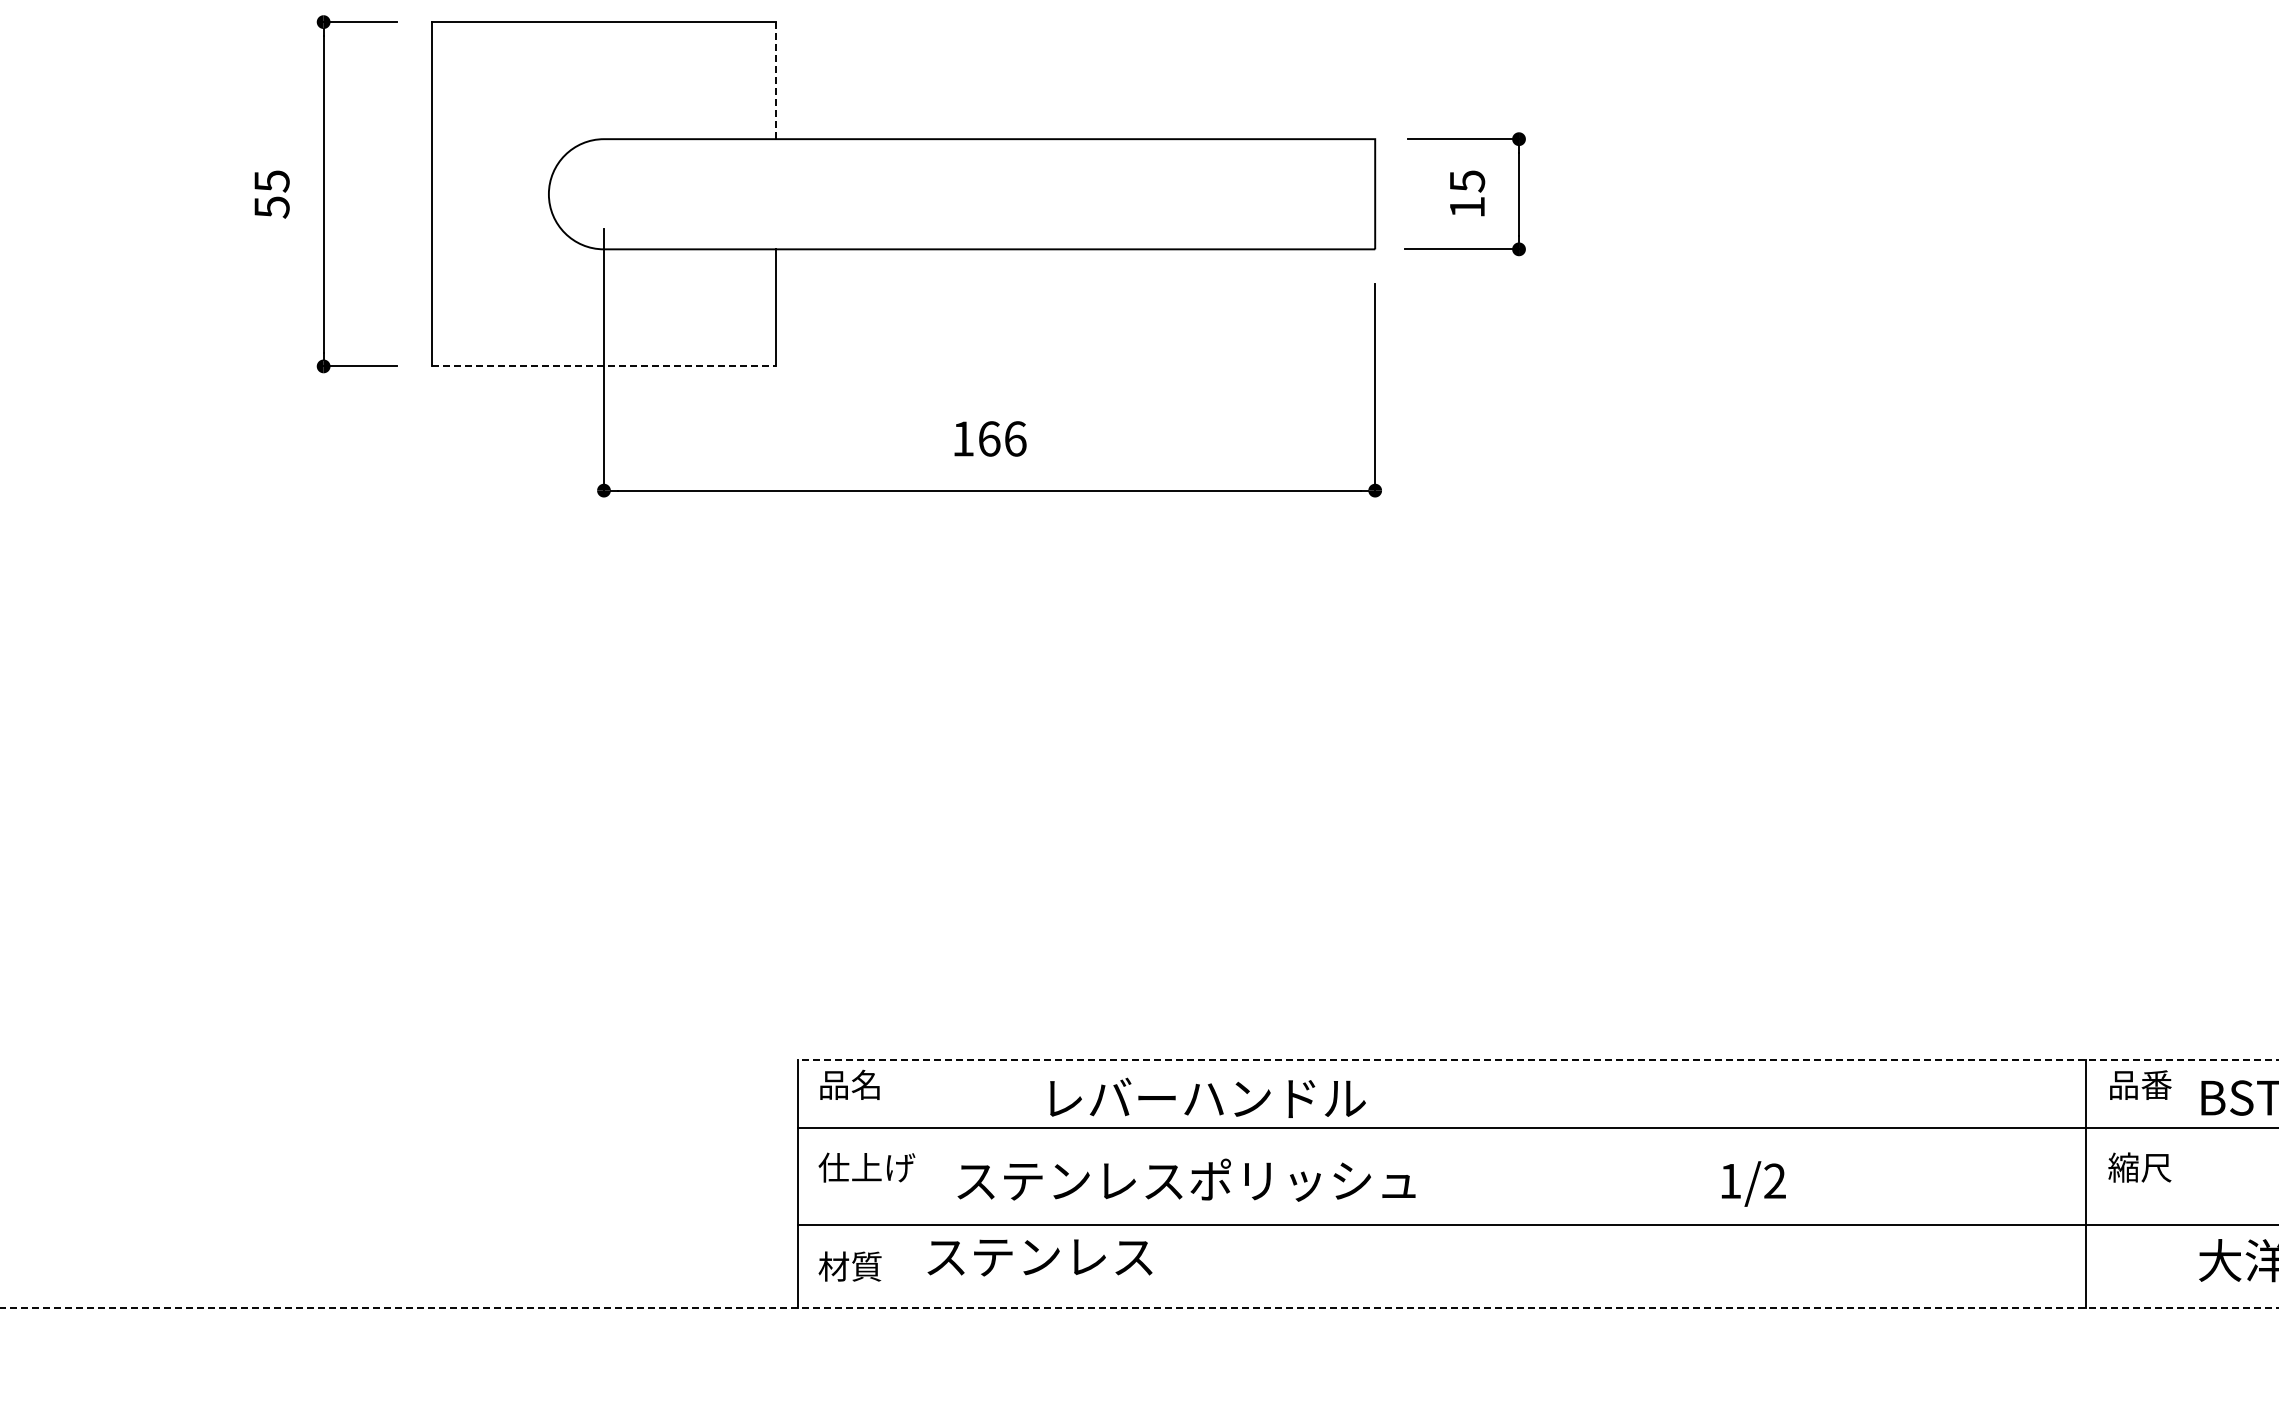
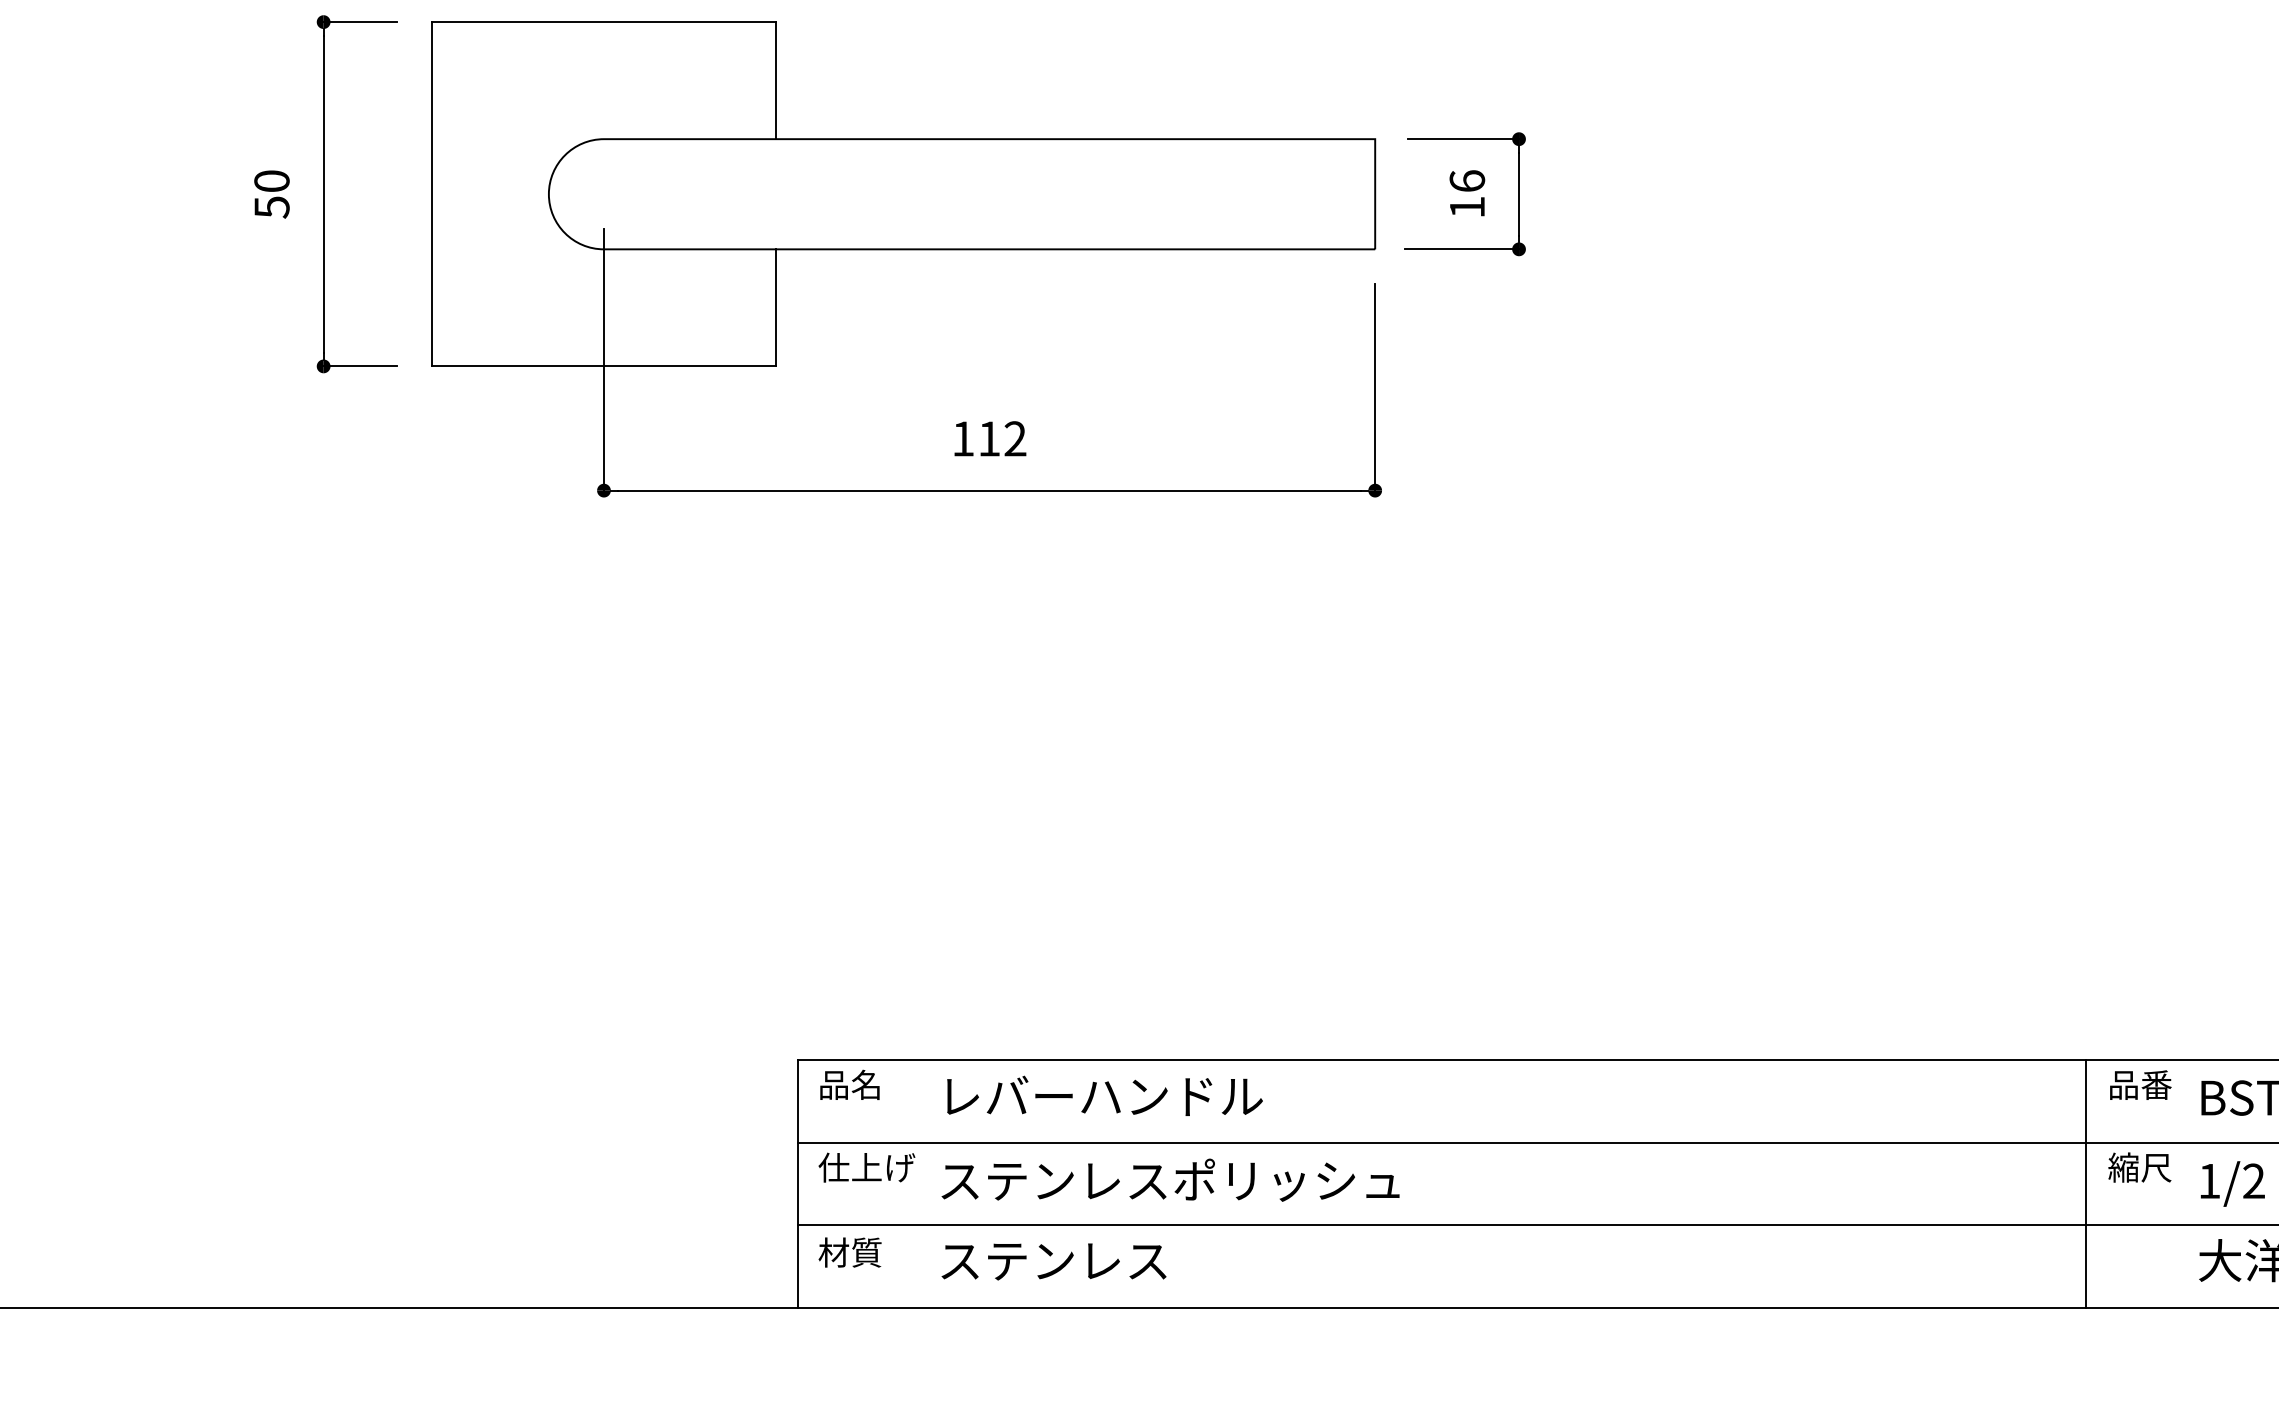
line: dashed -> solid (776, 80)
text: 55 -> 50 (271, 181)
text: 15 -> 16 (1467, 181)
line: dashed -> solid (604, 366)
text: 166 -> 112 (1002, 438)
line: dashed -> solid (1538, 1059)
text position: (1207, 1097) -> (1104, 1095) (1104, 1095)
line position: (1536, 1127) -> (1536, 1142) (1536, 1142)
text position: (1186, 1179) -> (1170, 1179) (1170, 1179)
text position: (1753, 1183) -> (2232, 1183) (2232, 1183)
text position: (1039, 1257) -> (1053, 1261) (1053, 1261)
text position: (849, 1266) -> (849, 1252) (849, 1252)
line: dashed -> solid (1140, 1307)
